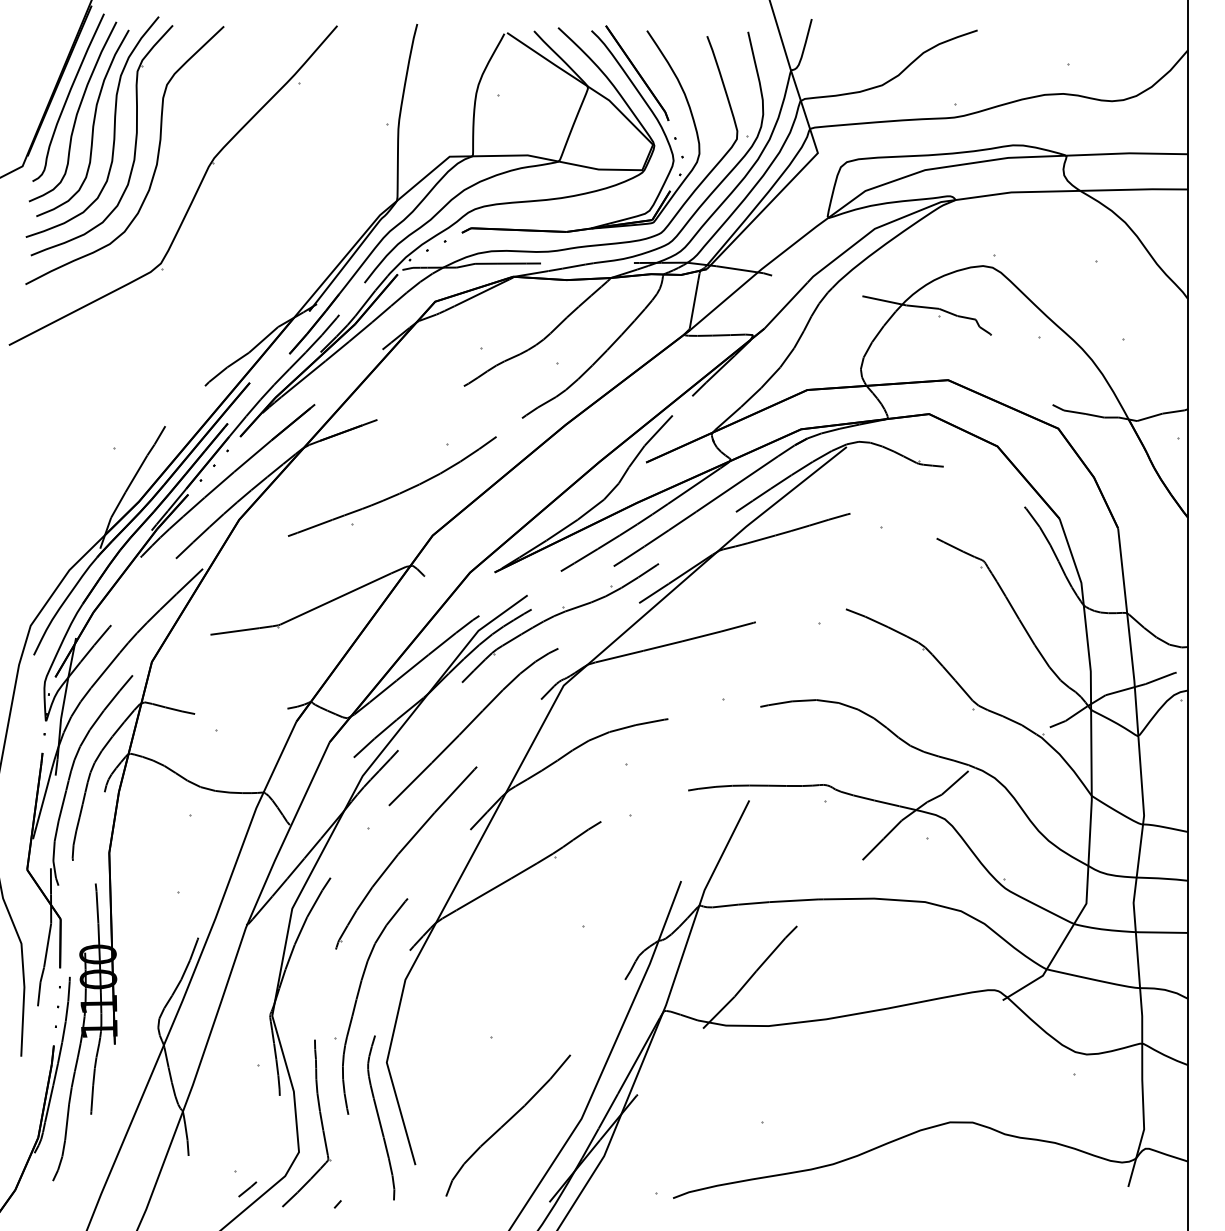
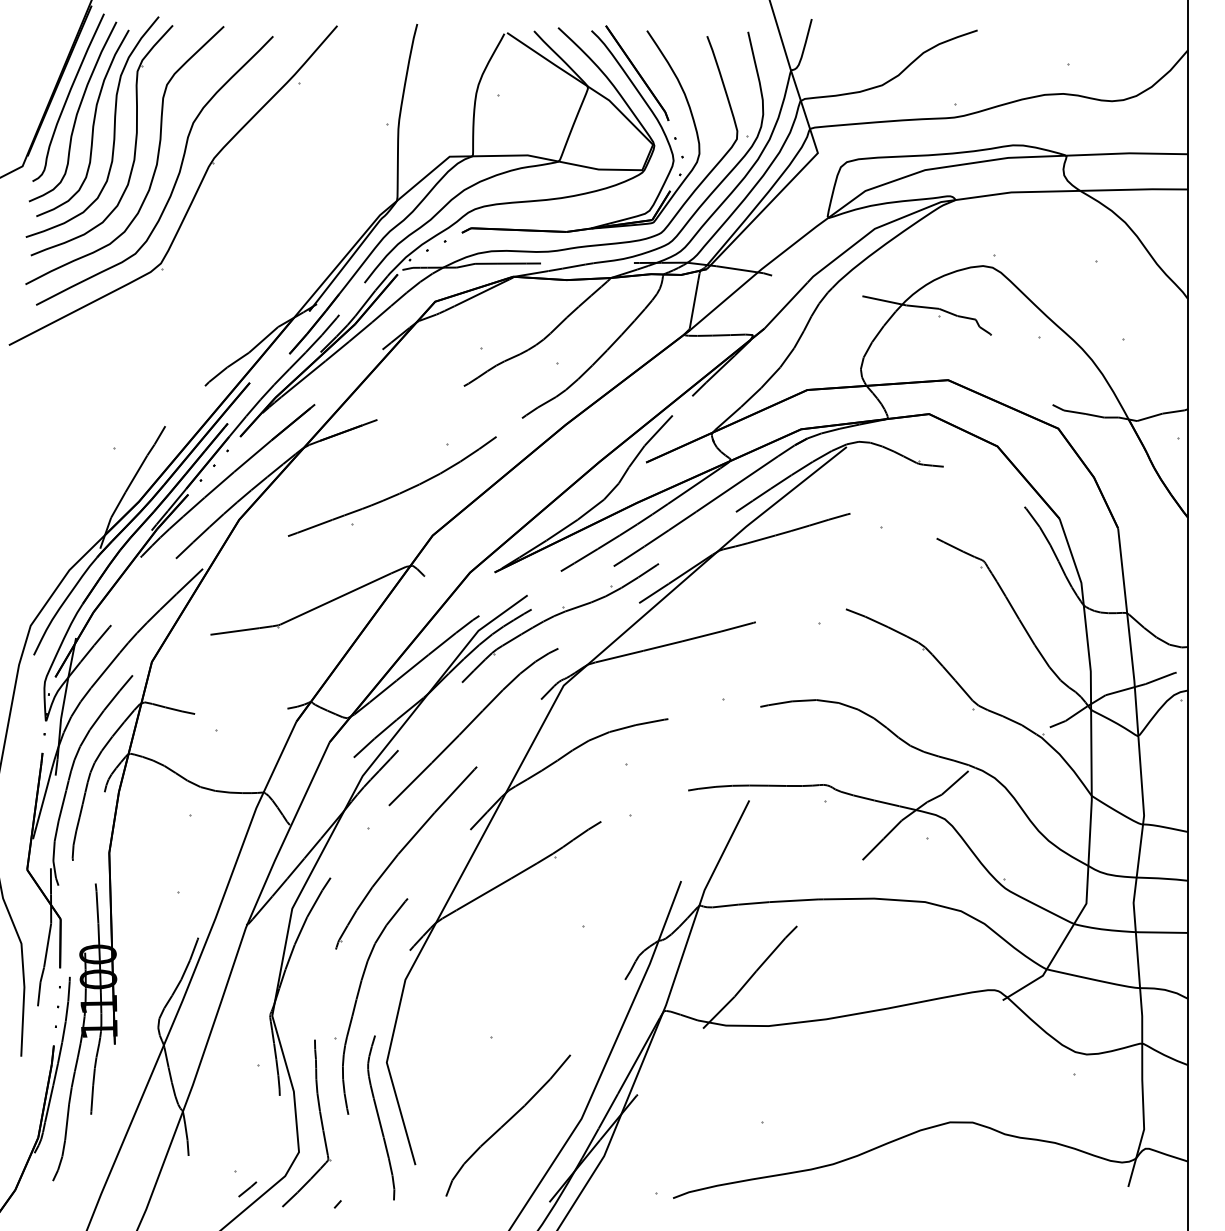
curve: none -> present (176, 177)
